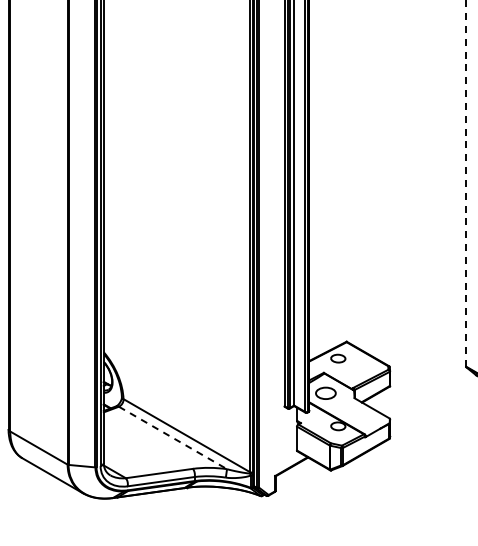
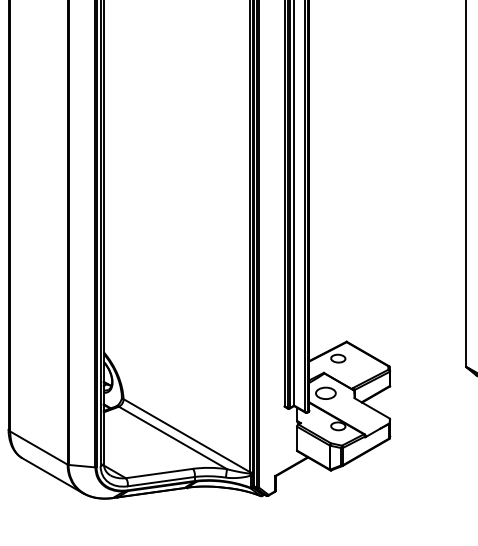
line: dashed -> solid (466, 183)
line: dashed -> solid (173, 438)
